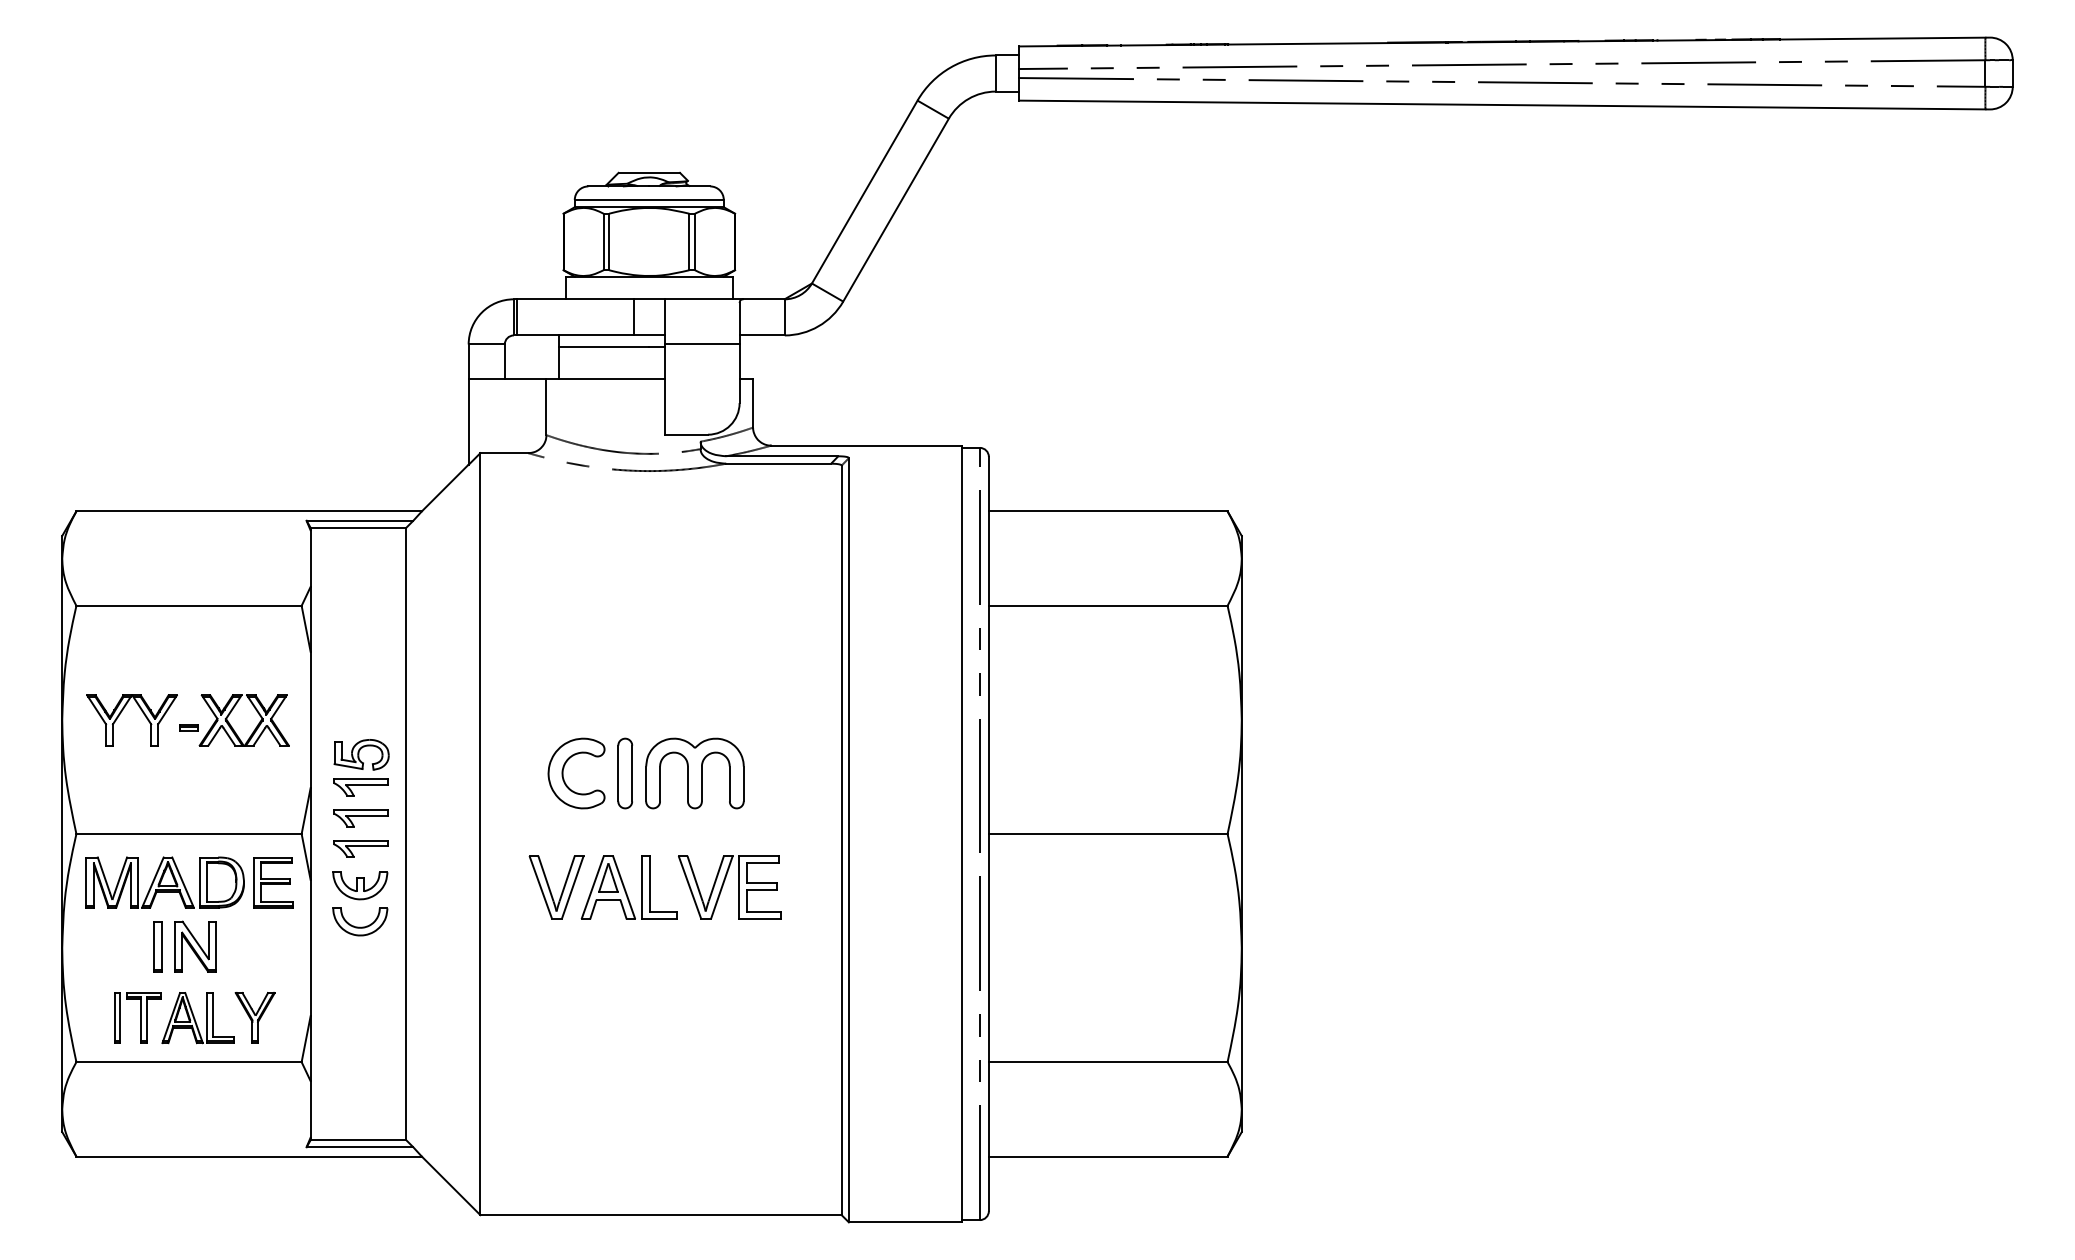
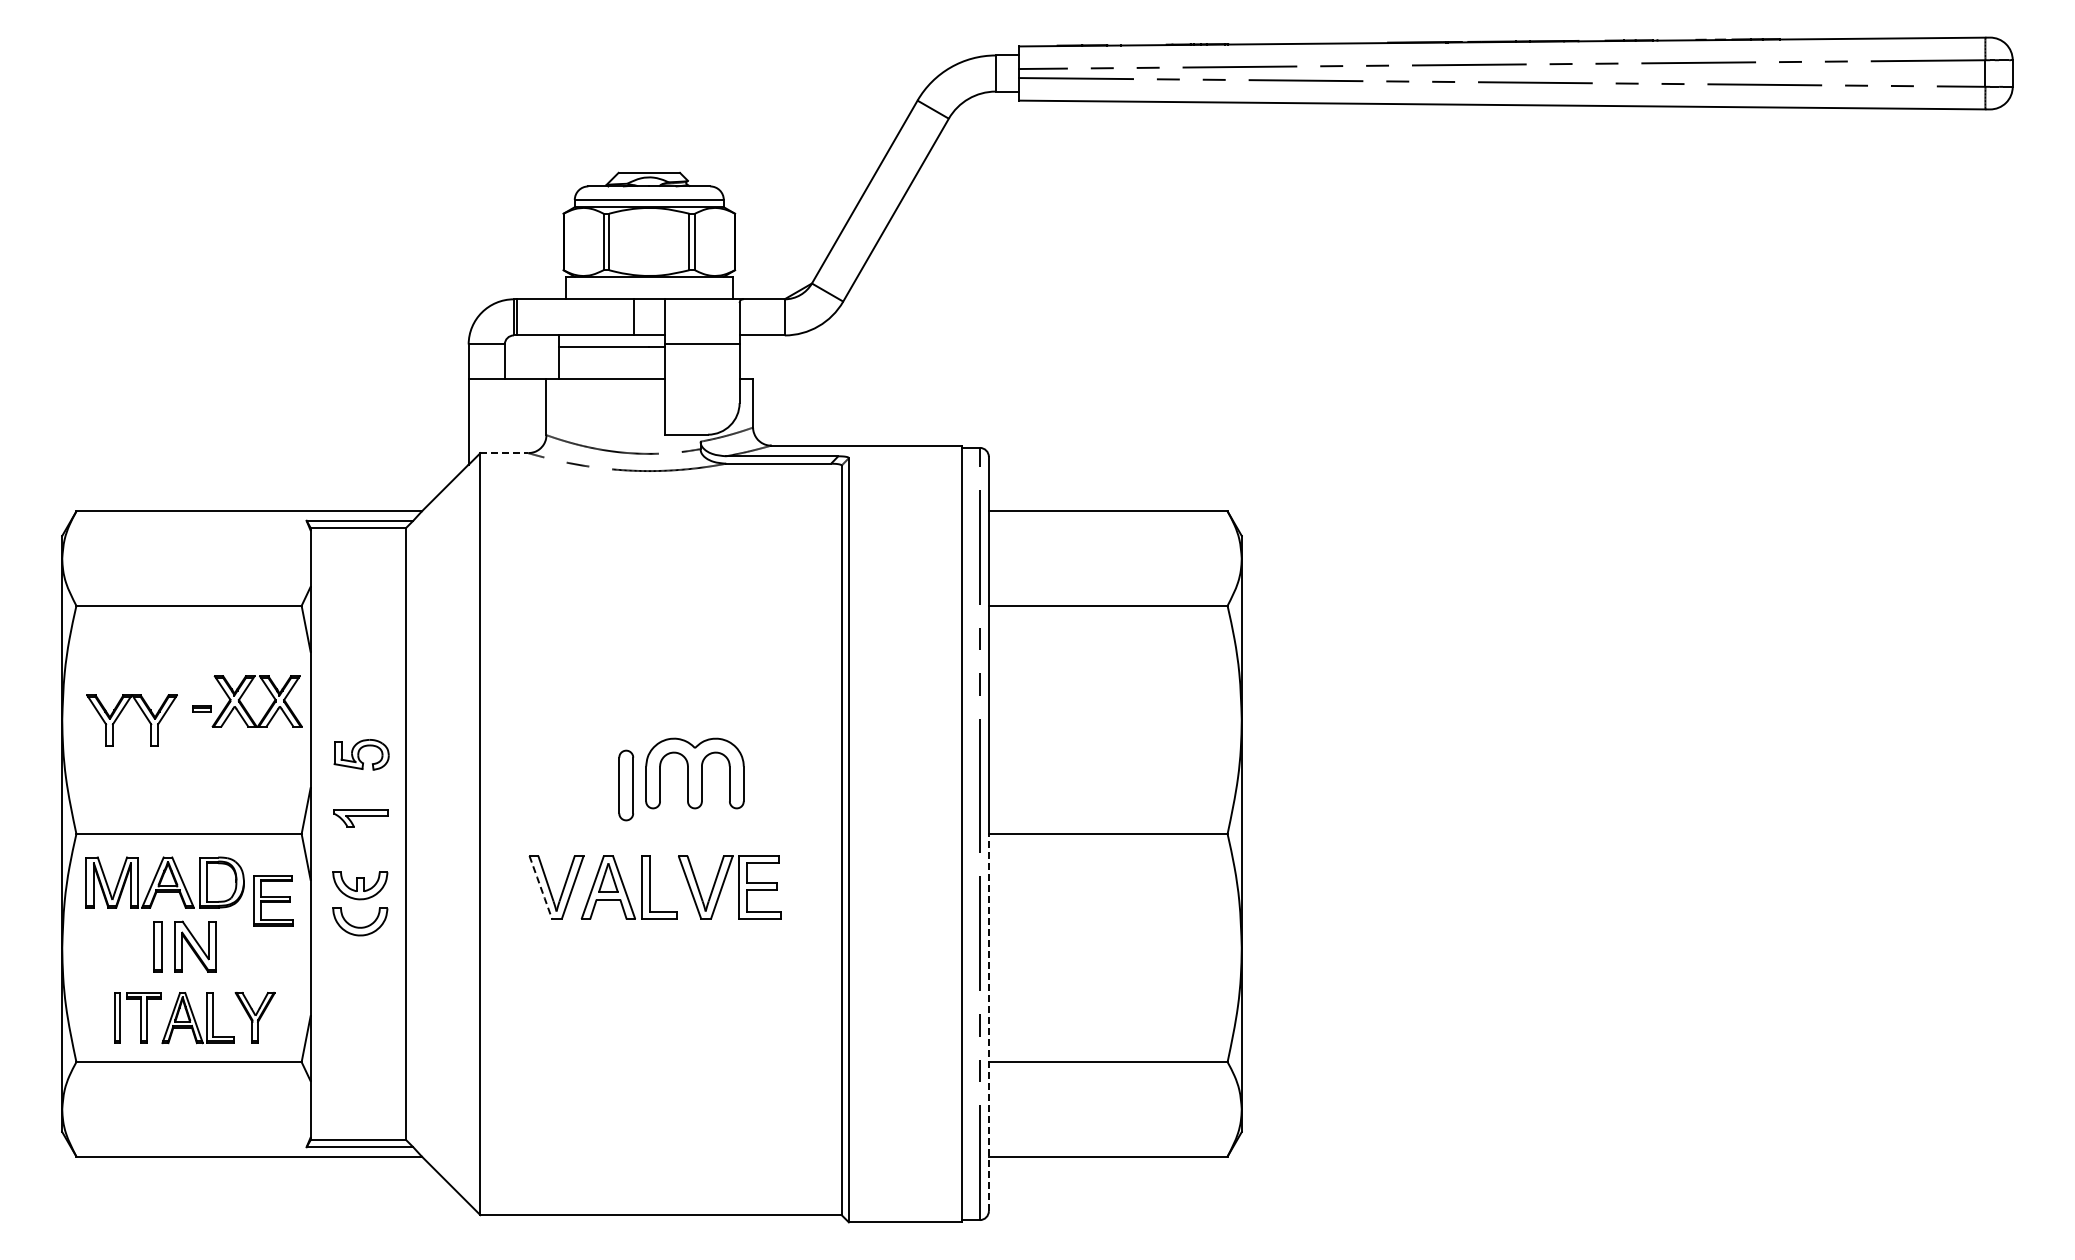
line: solid -> dashed (504, 453)
part position: (234, 720) -> (247, 701) (247, 701)
part: present -> none (564, 768)
part position: (625, 773) -> (626, 785) (626, 785)
part: present -> none (360, 787)
part: present -> none (360, 848)
part position: (273, 882) -> (273, 900) (273, 900)
line: solid -> dashed (541, 888)
line: solid -> dashed (988, 1022)
